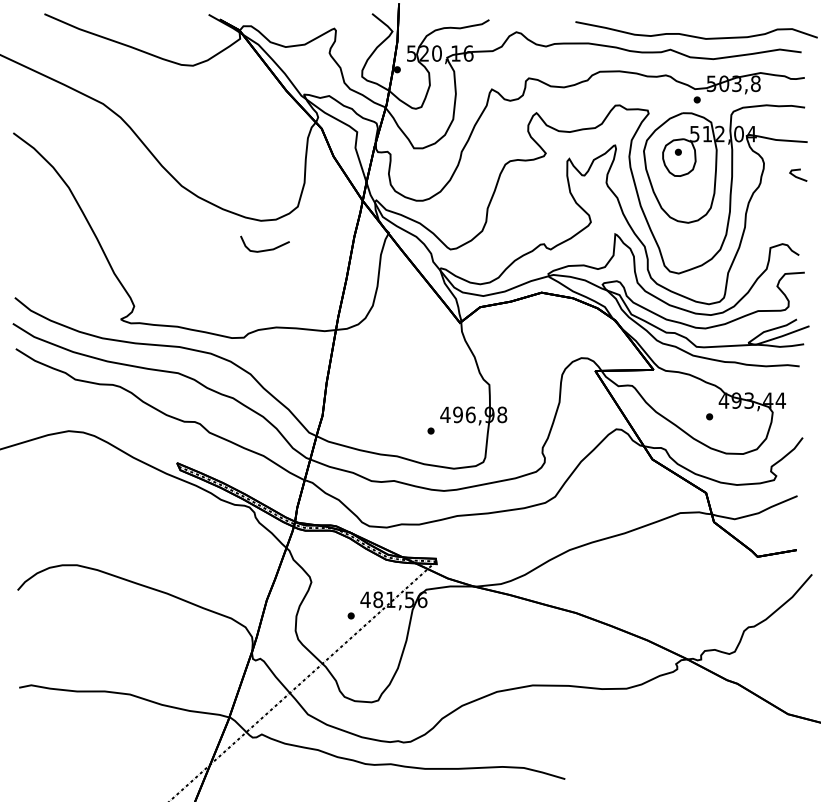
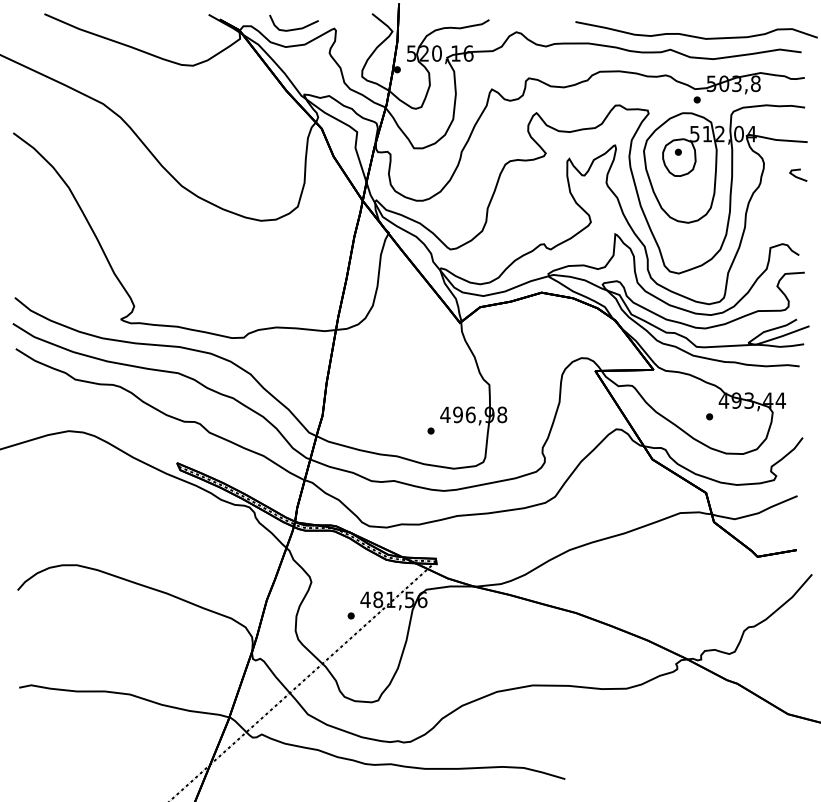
curve position: (264, 249) -> (293, 28) (293, 28)
